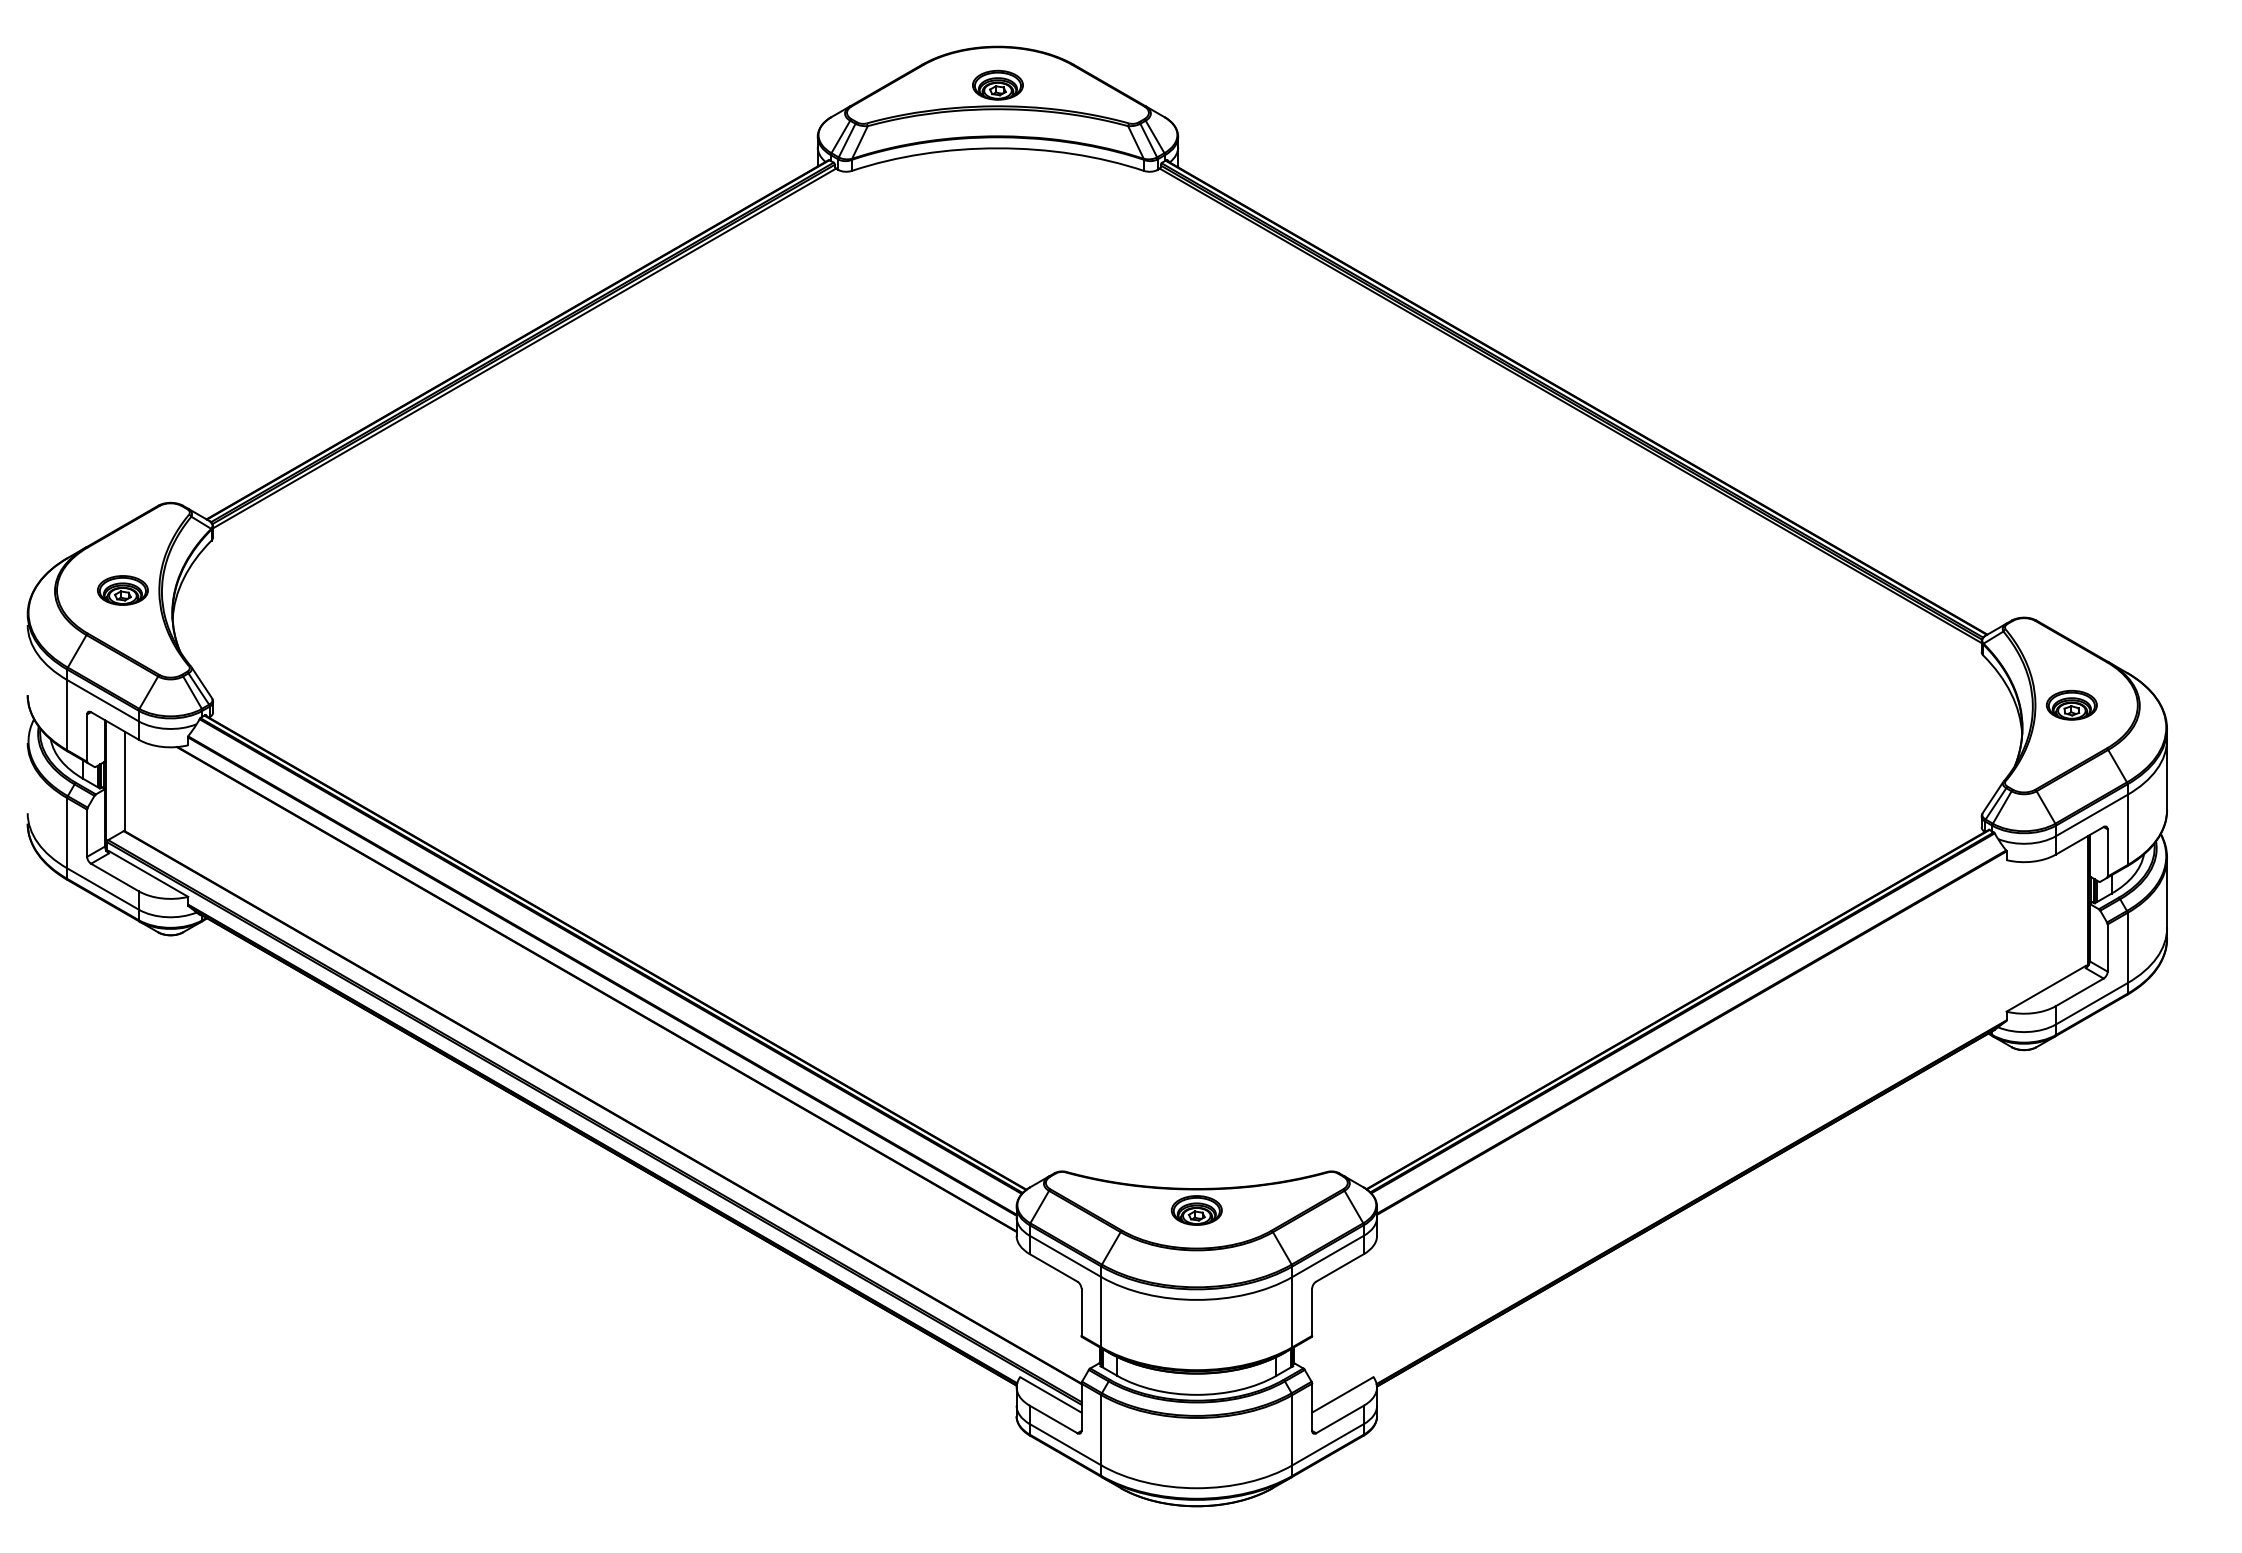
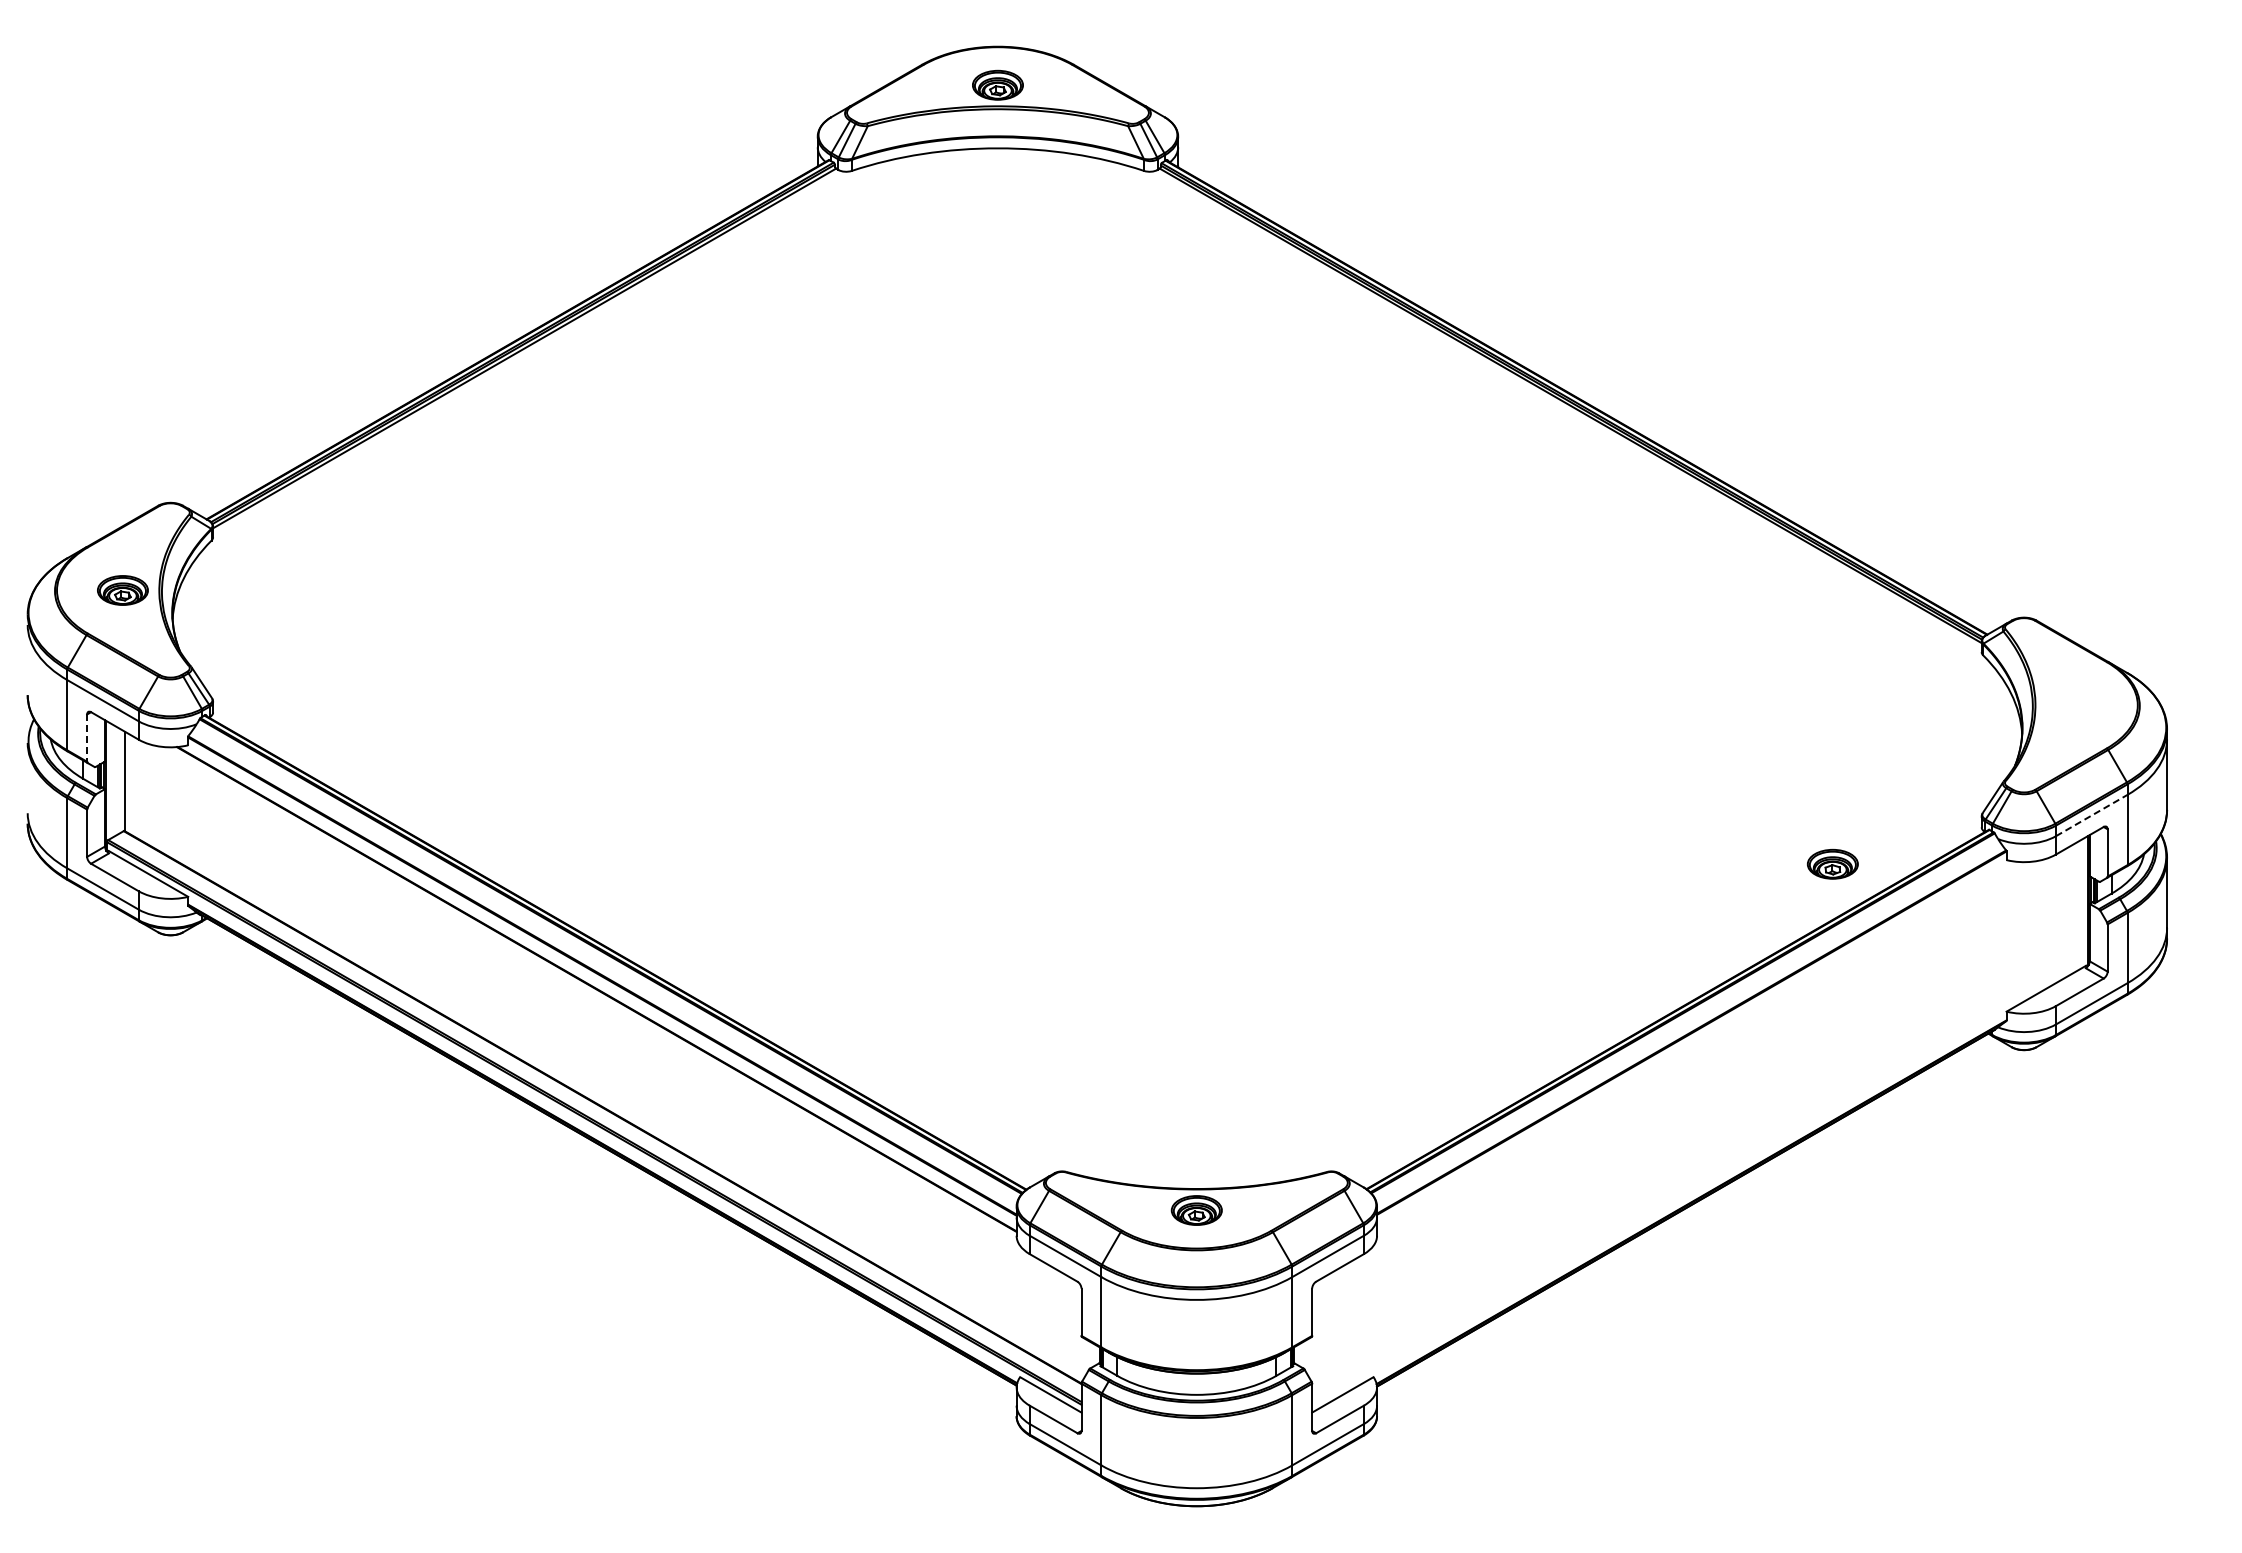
part position: (2071, 704) -> (1832, 863) (1832, 863)
line: solid -> dashed (87, 738)
line: solid -> dashed (2092, 815)
